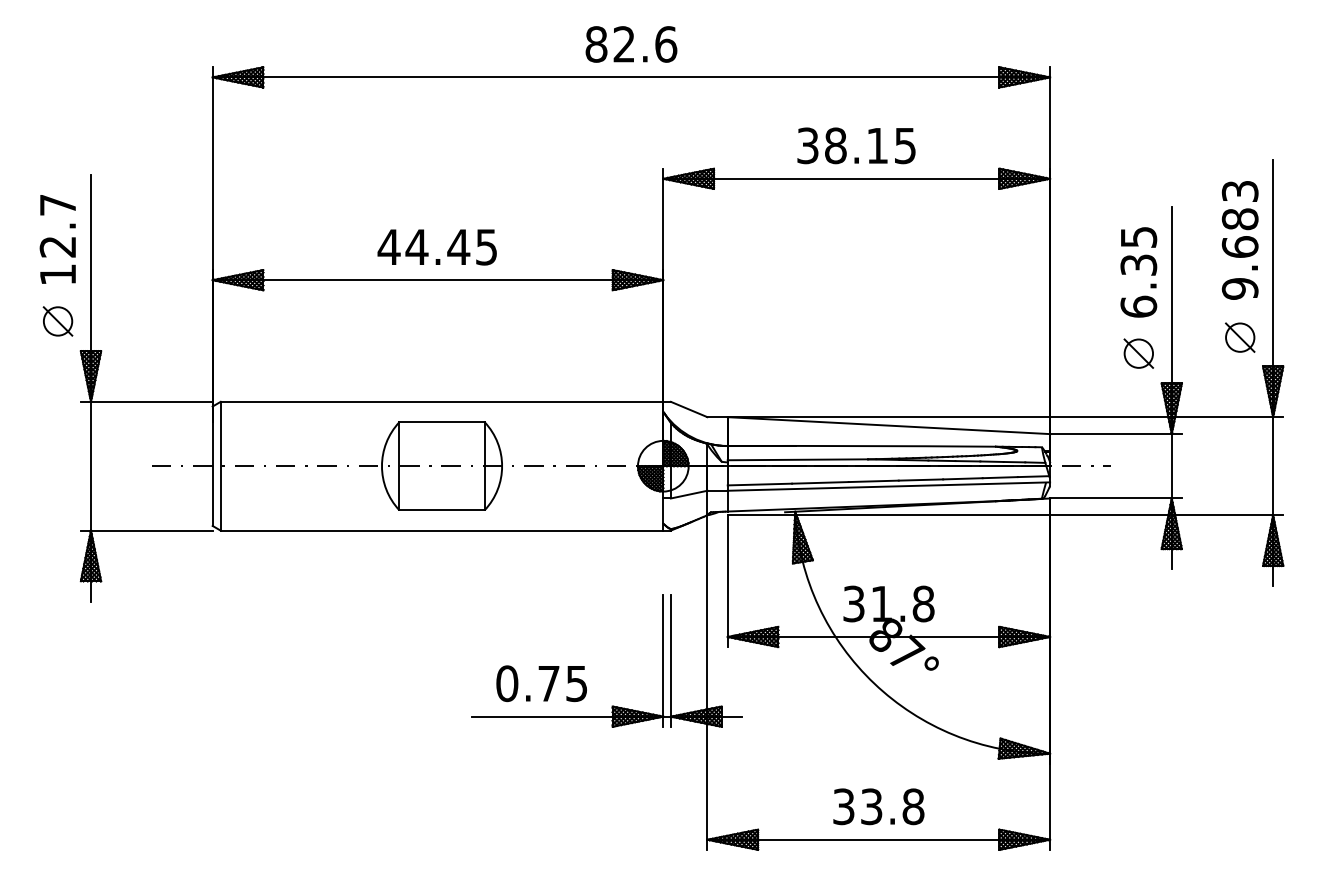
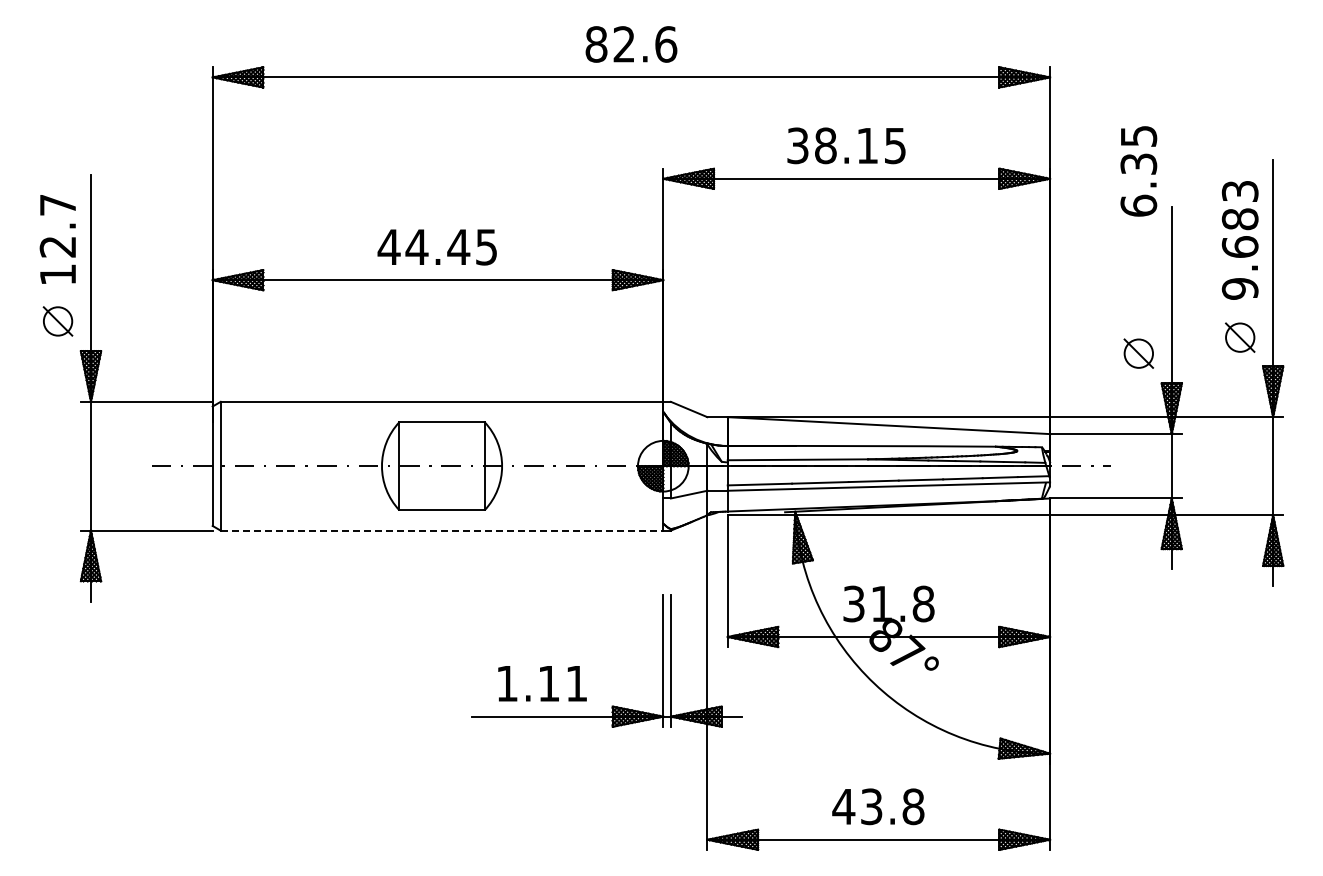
text position: (856, 145) -> (846, 145) (846, 145)
text position: (1138, 272) -> (1138, 171) (1138, 171)
line: solid -> dashed (442, 530)
text: 0.75 -> 1.11 (541, 683)
text: 33.8 -> 43.8 (843, 806)
